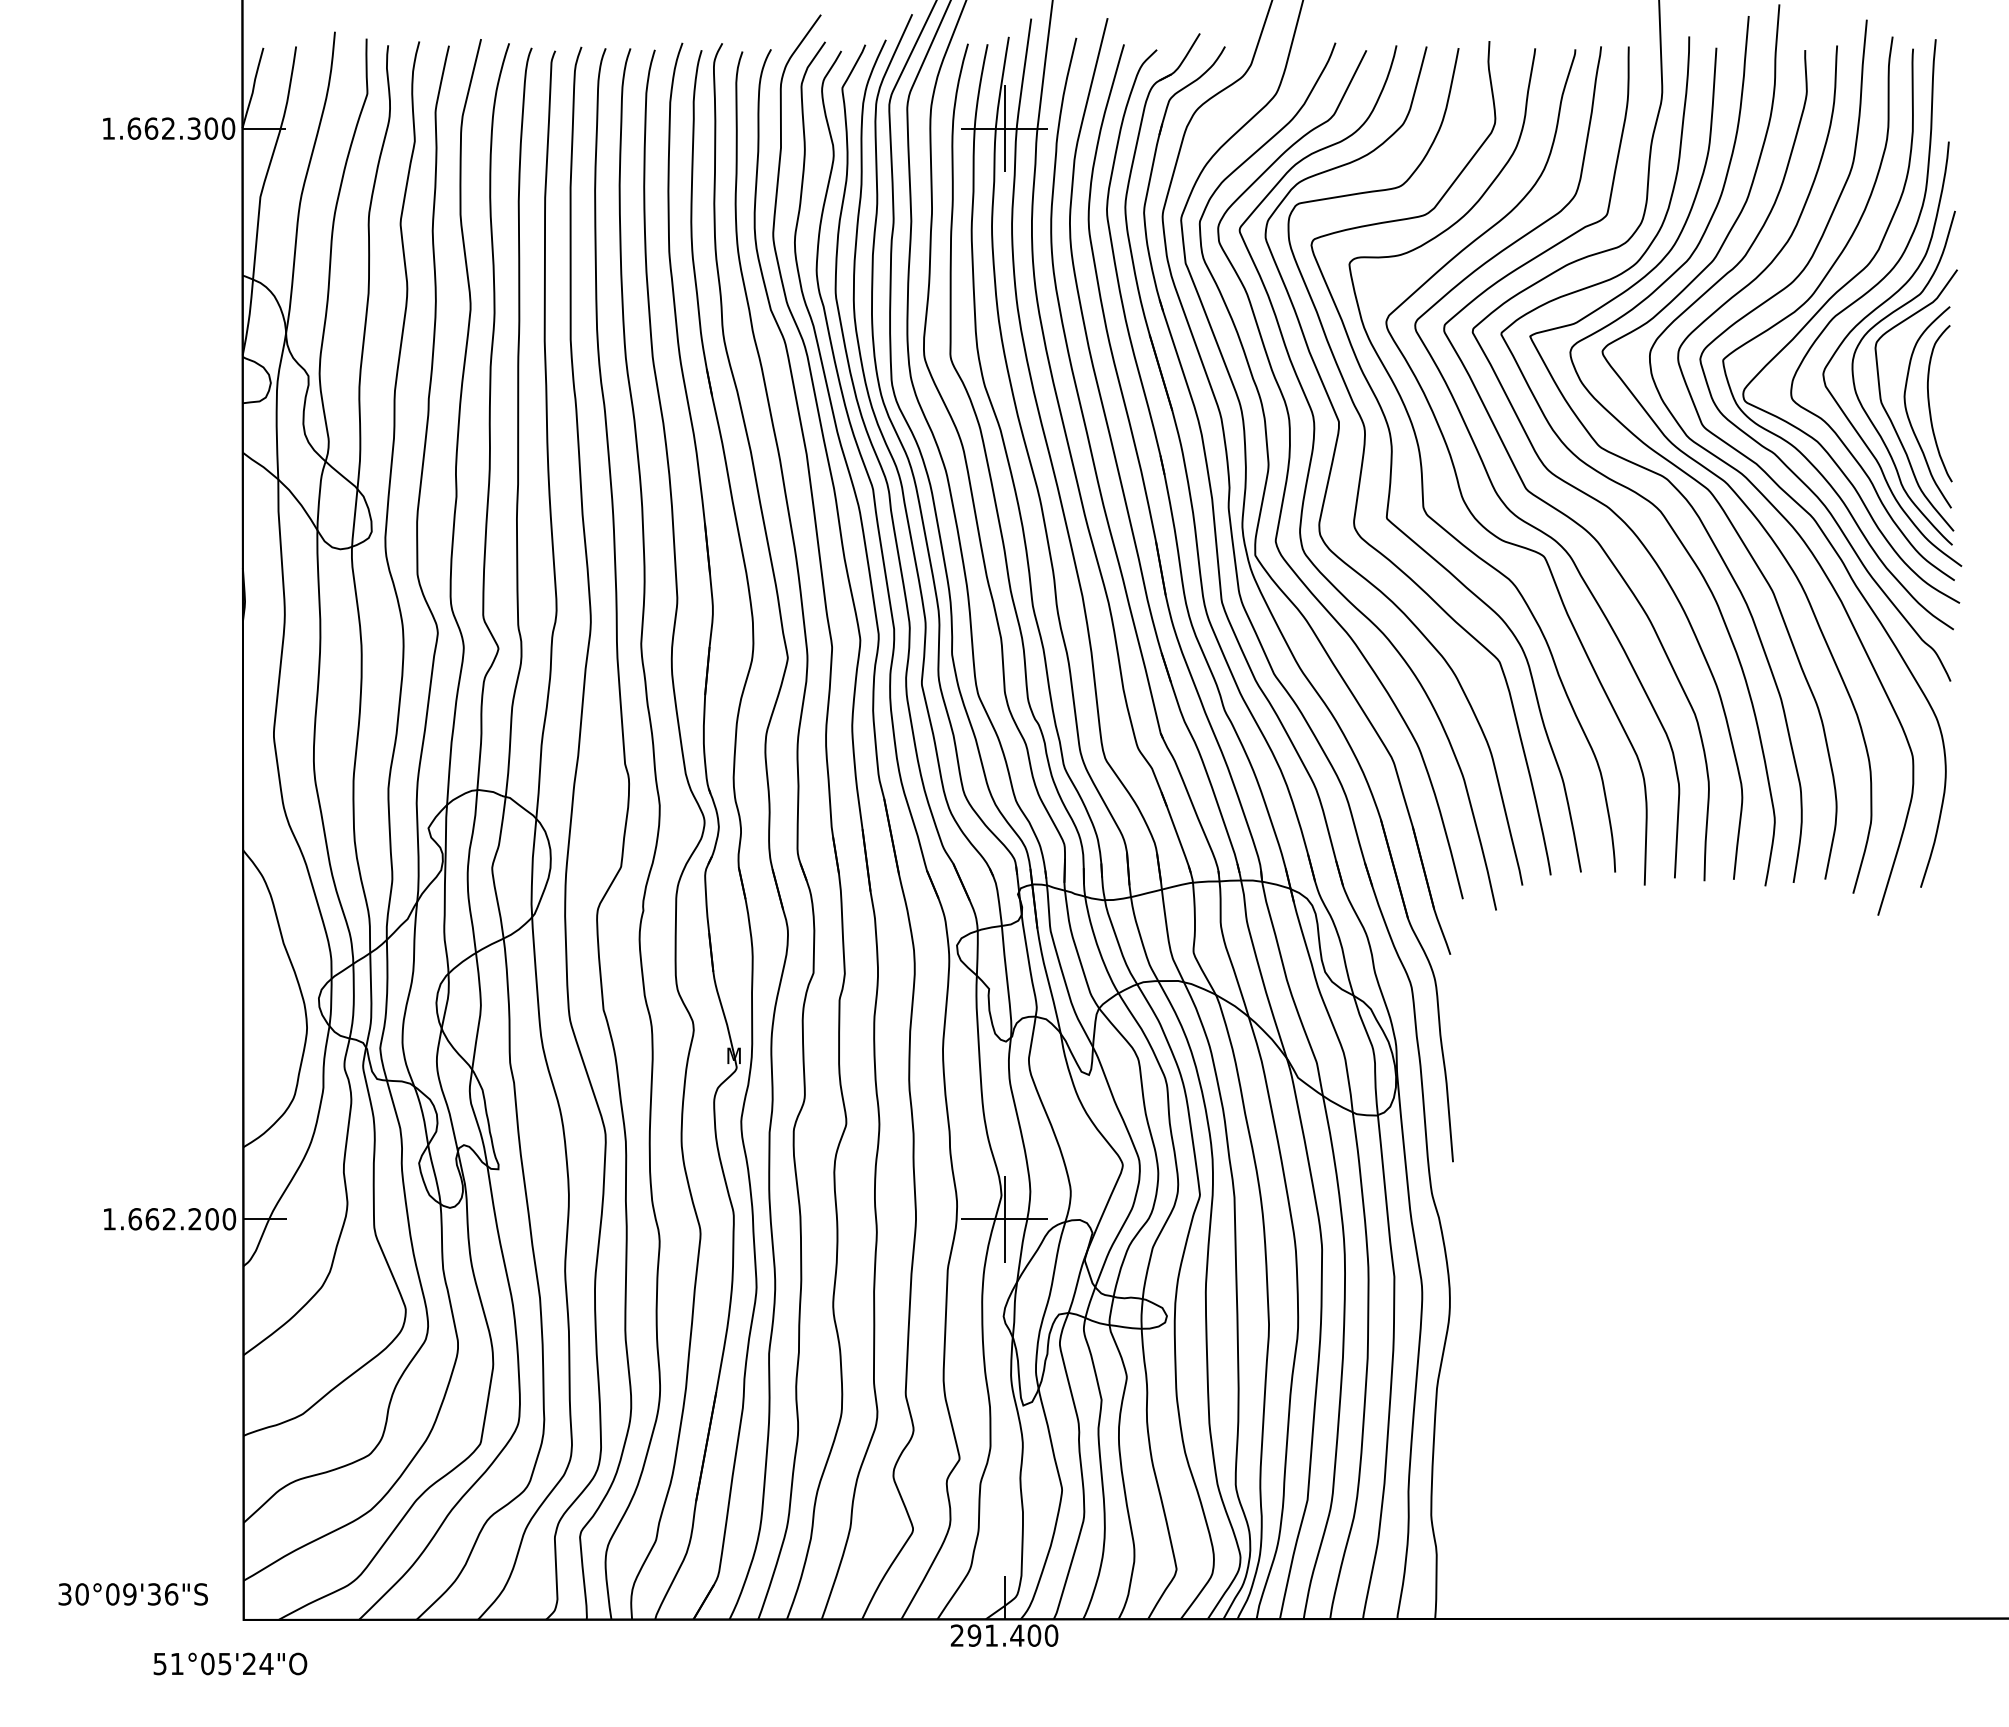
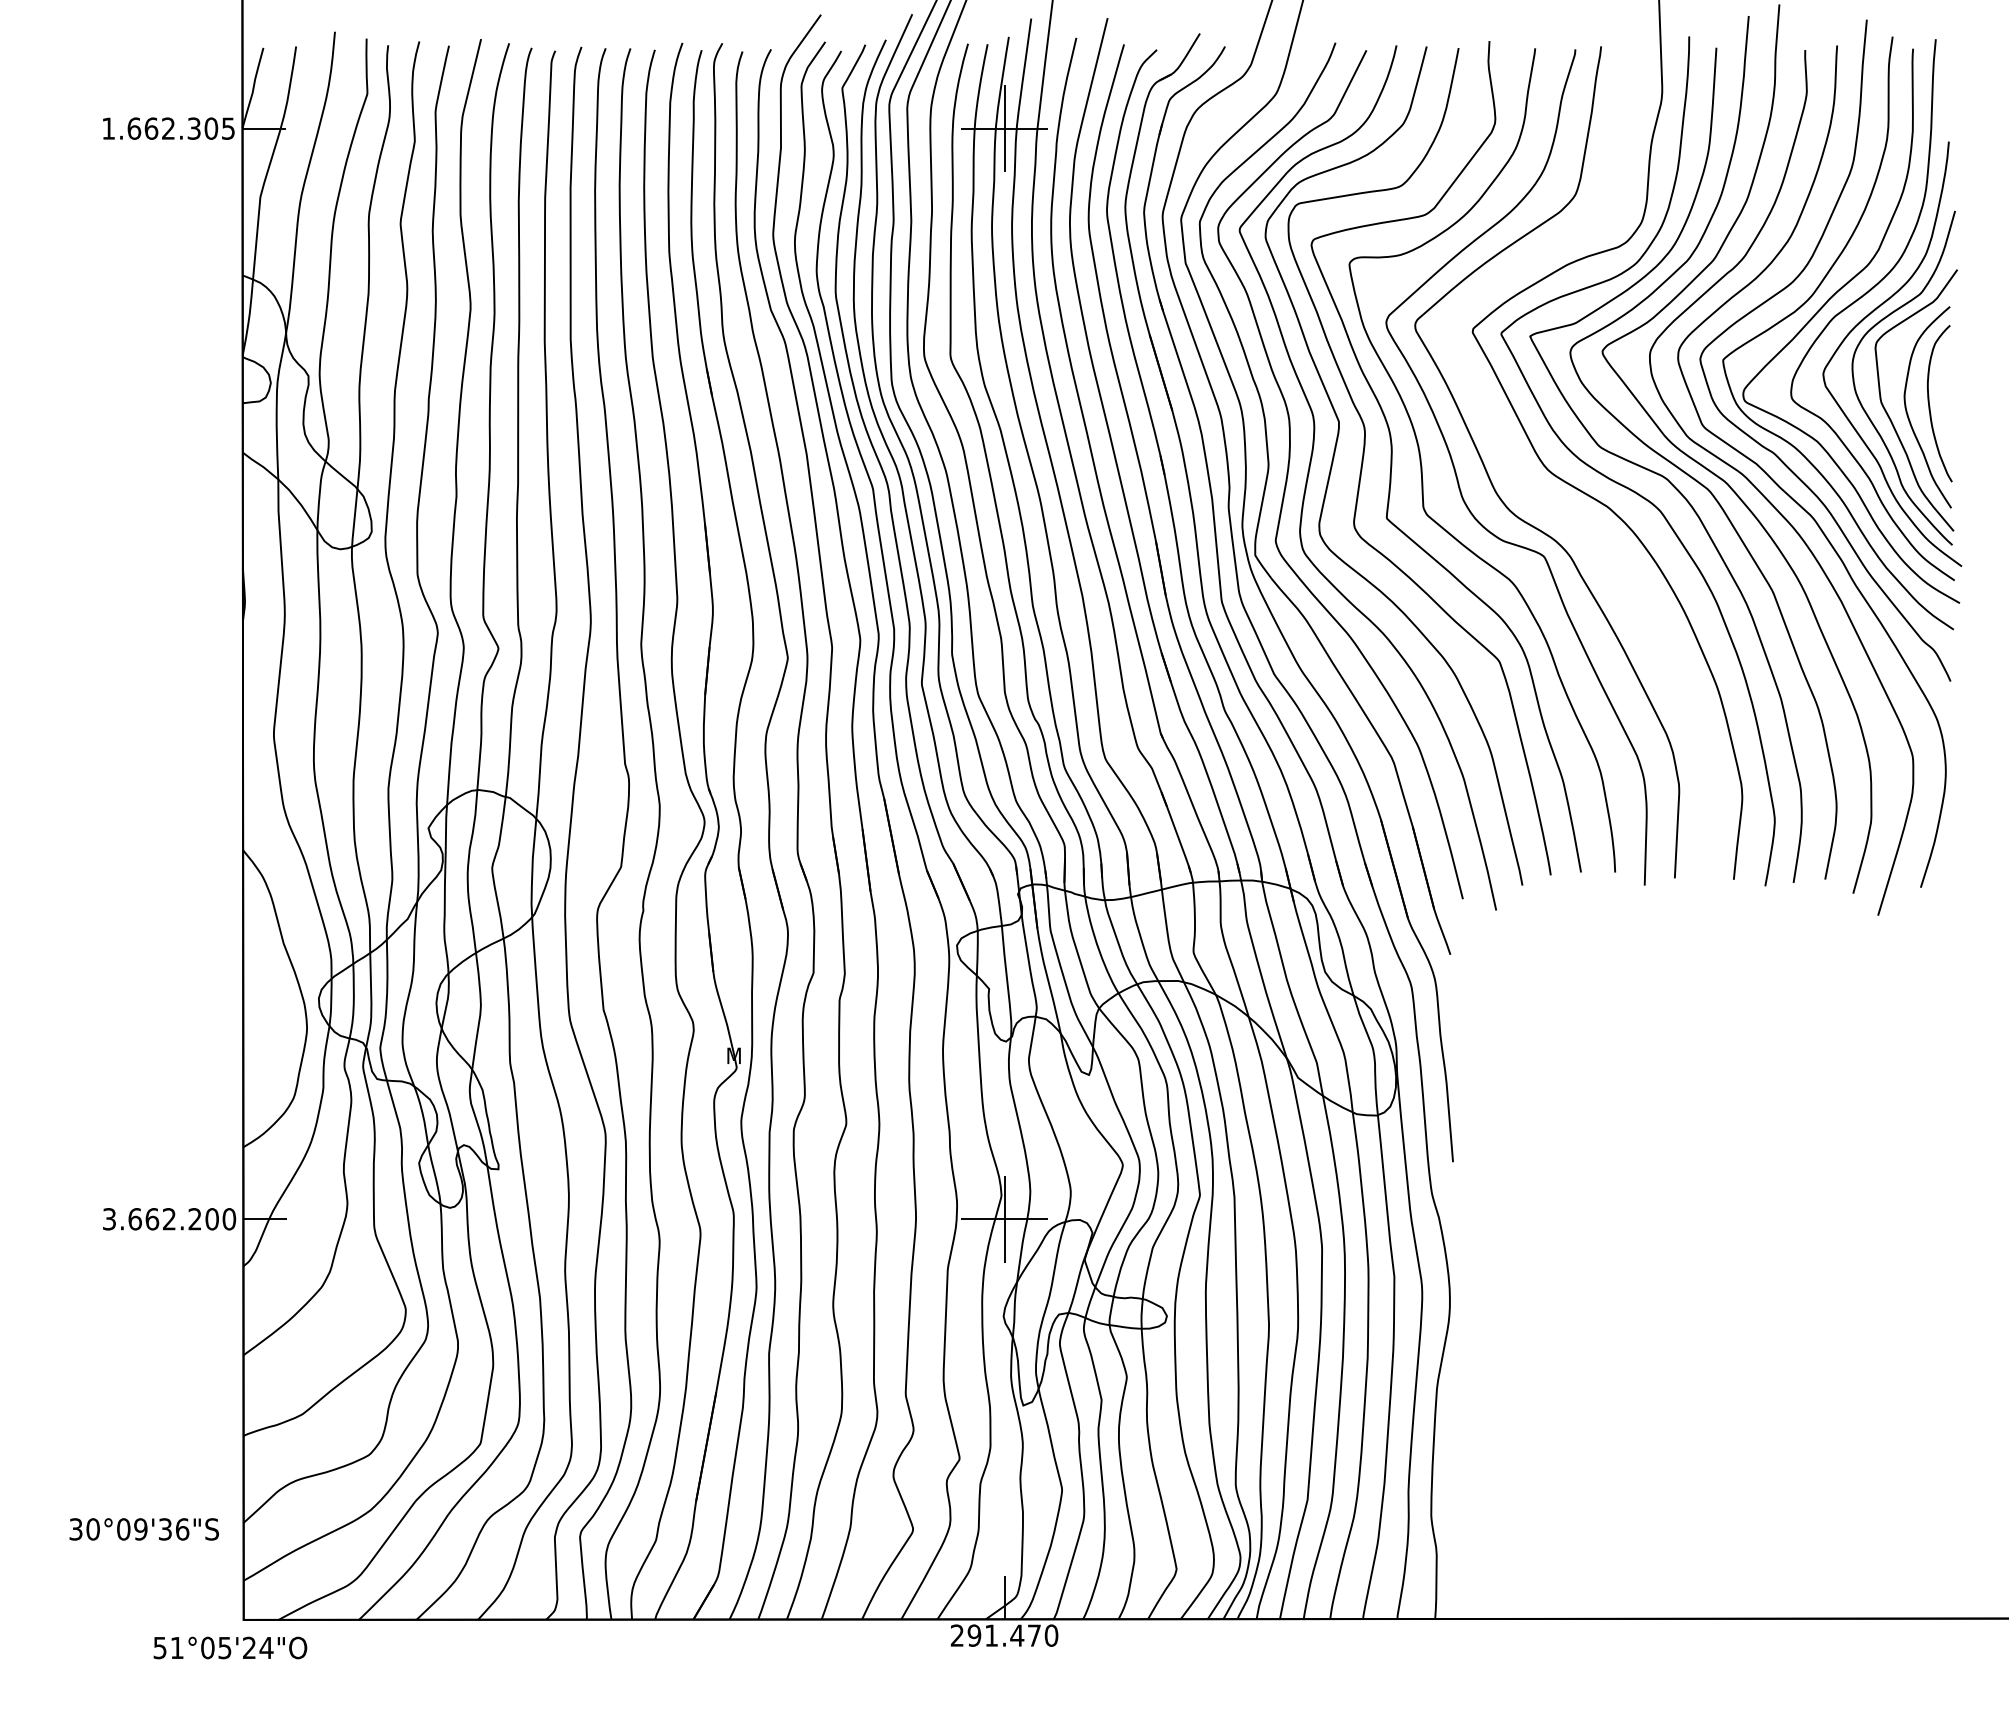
text: 1.662.300 -> 1.662.305 (228, 128)
curve: present -> none (1549, 503)
text: 1.662.200 -> 3.662.200 (109, 1219)
text position: (132, 1594) -> (143, 1529) (143, 1529)
text: 291.400 -> 291.470 (1034, 1635)
text position: (230, 1663) -> (230, 1647) (230, 1647)
